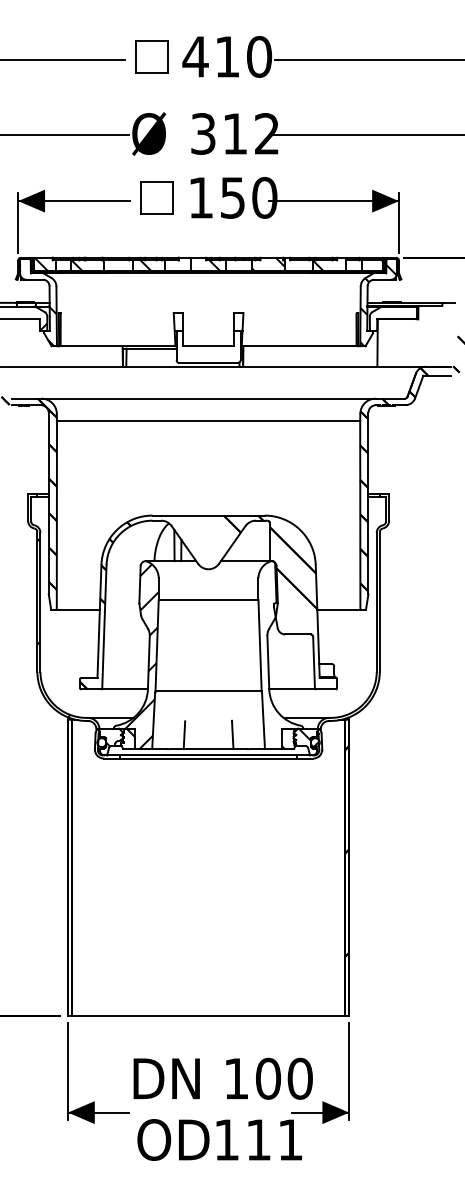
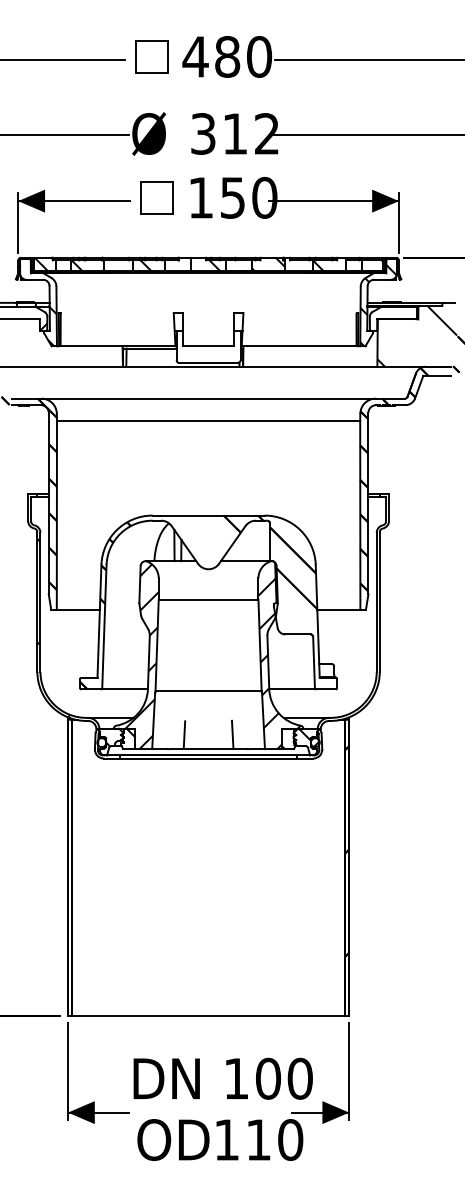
text: 410 -> 480 (227, 56)
hatch: none -> present (417, 335)
hatch: none -> present (279, 663)
text: 111 -> 110 (290, 1139)
